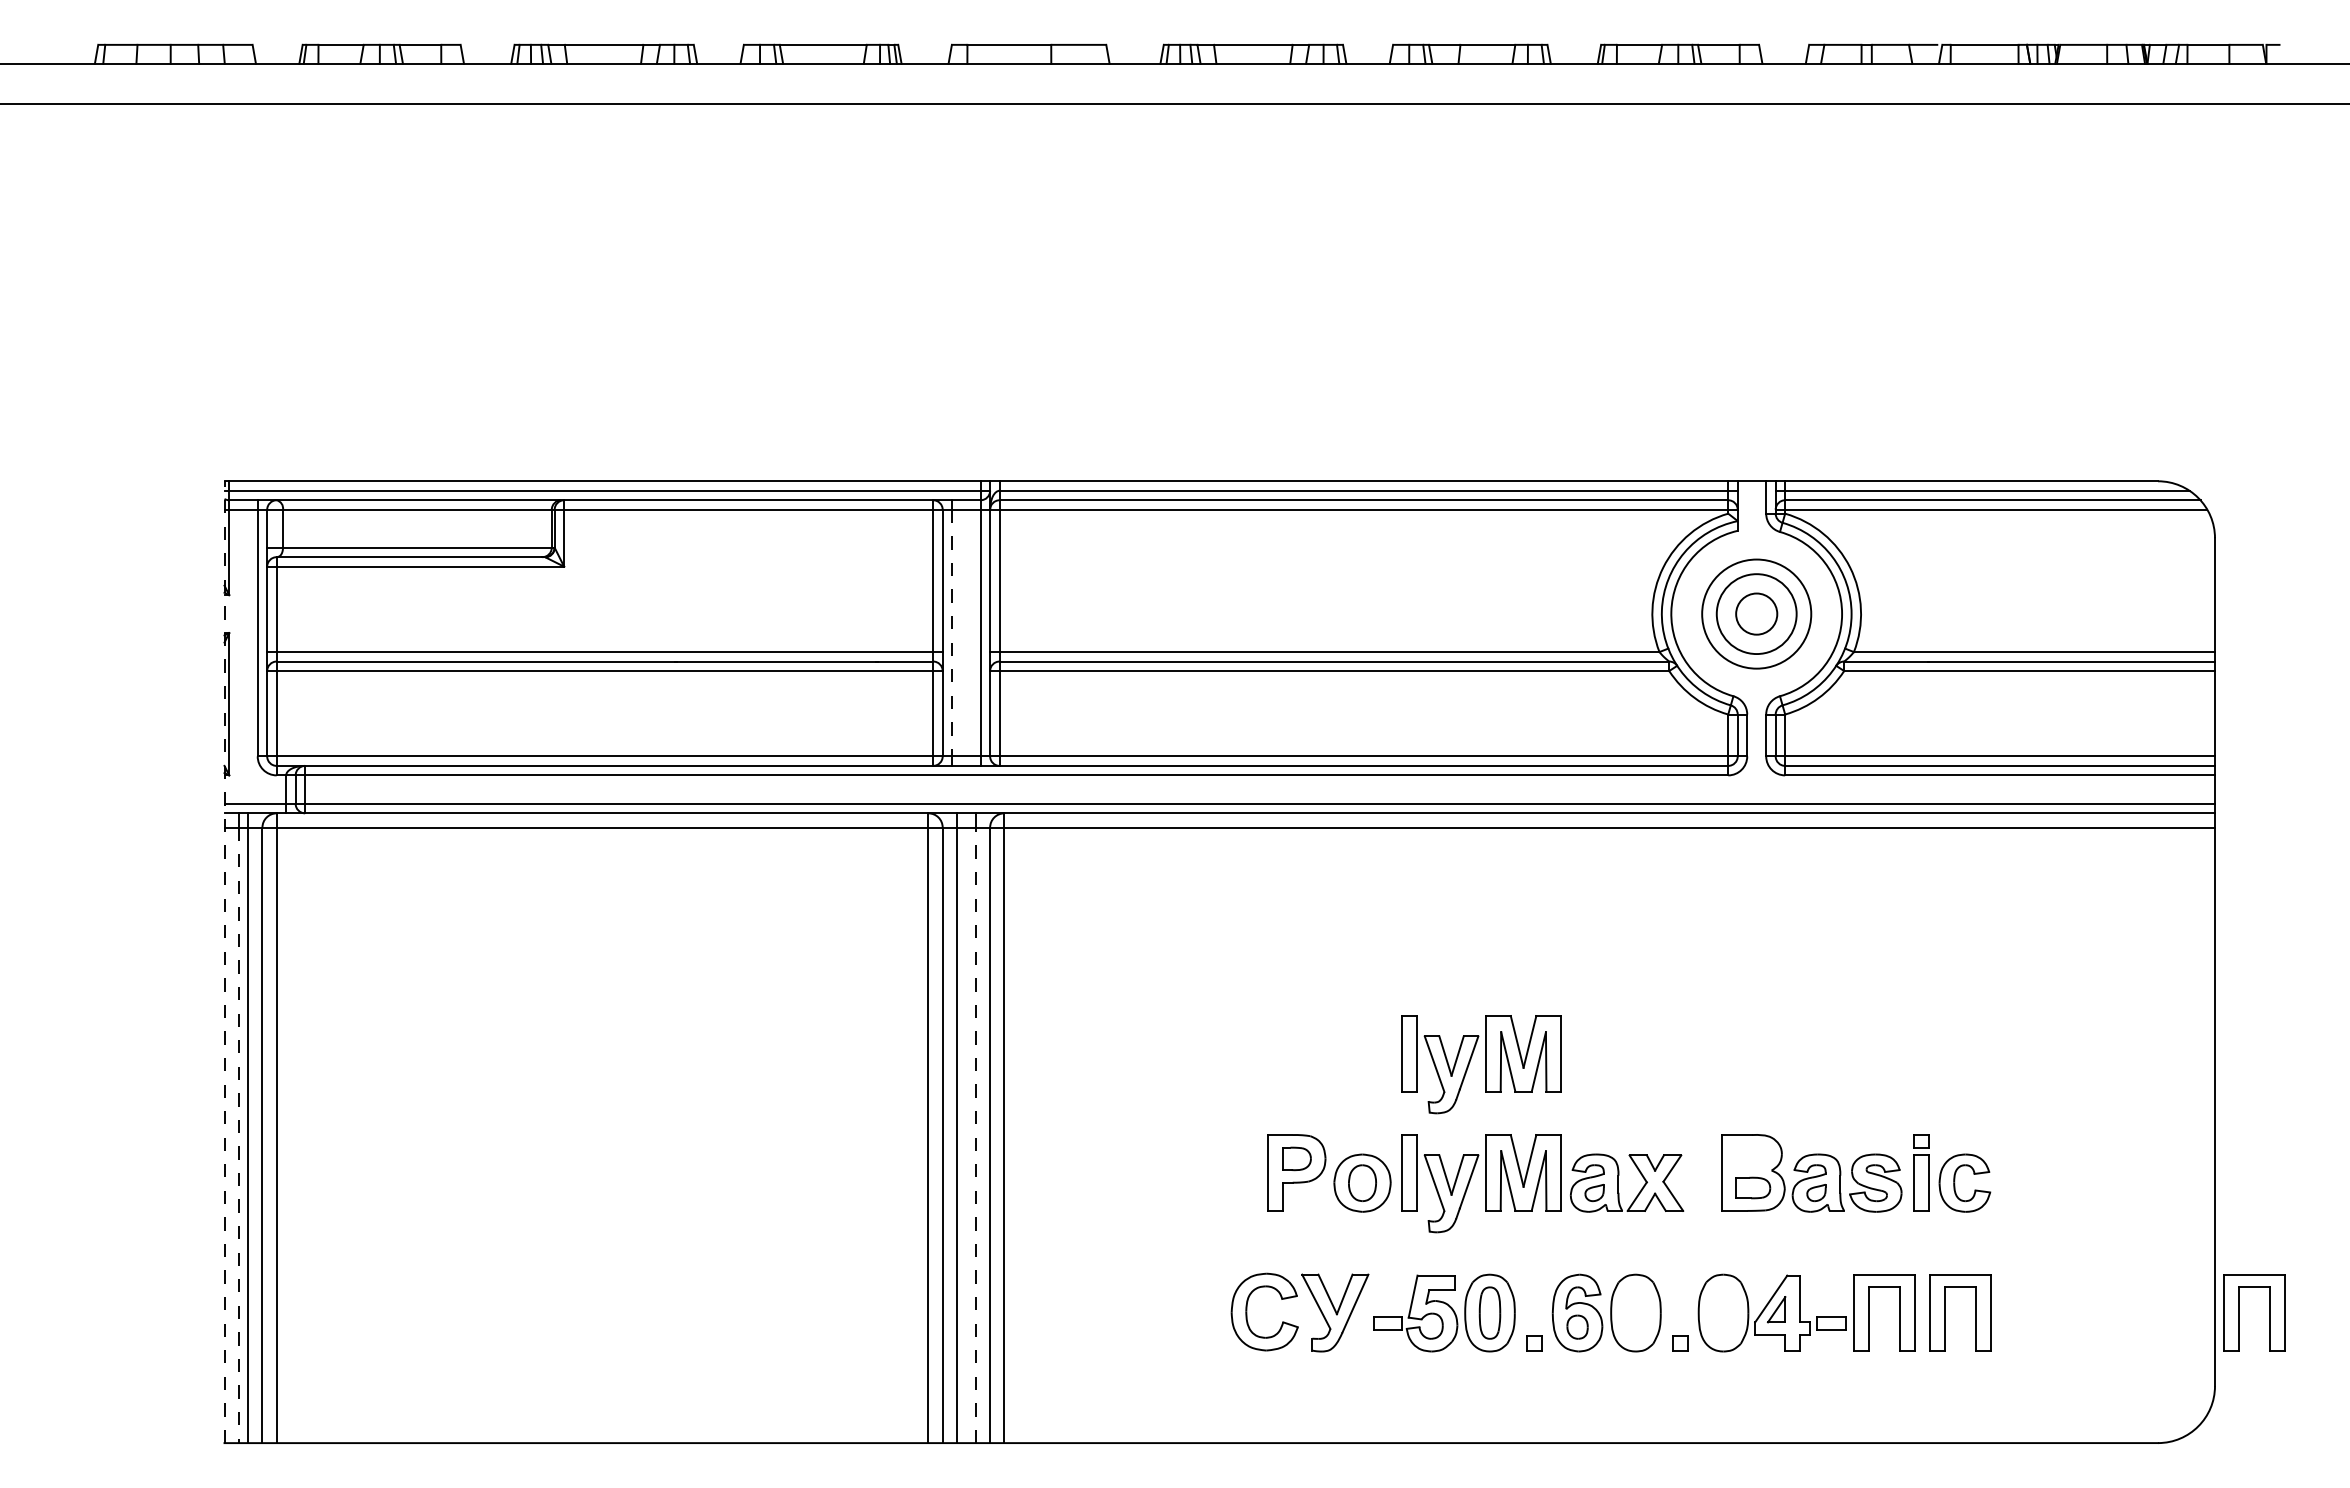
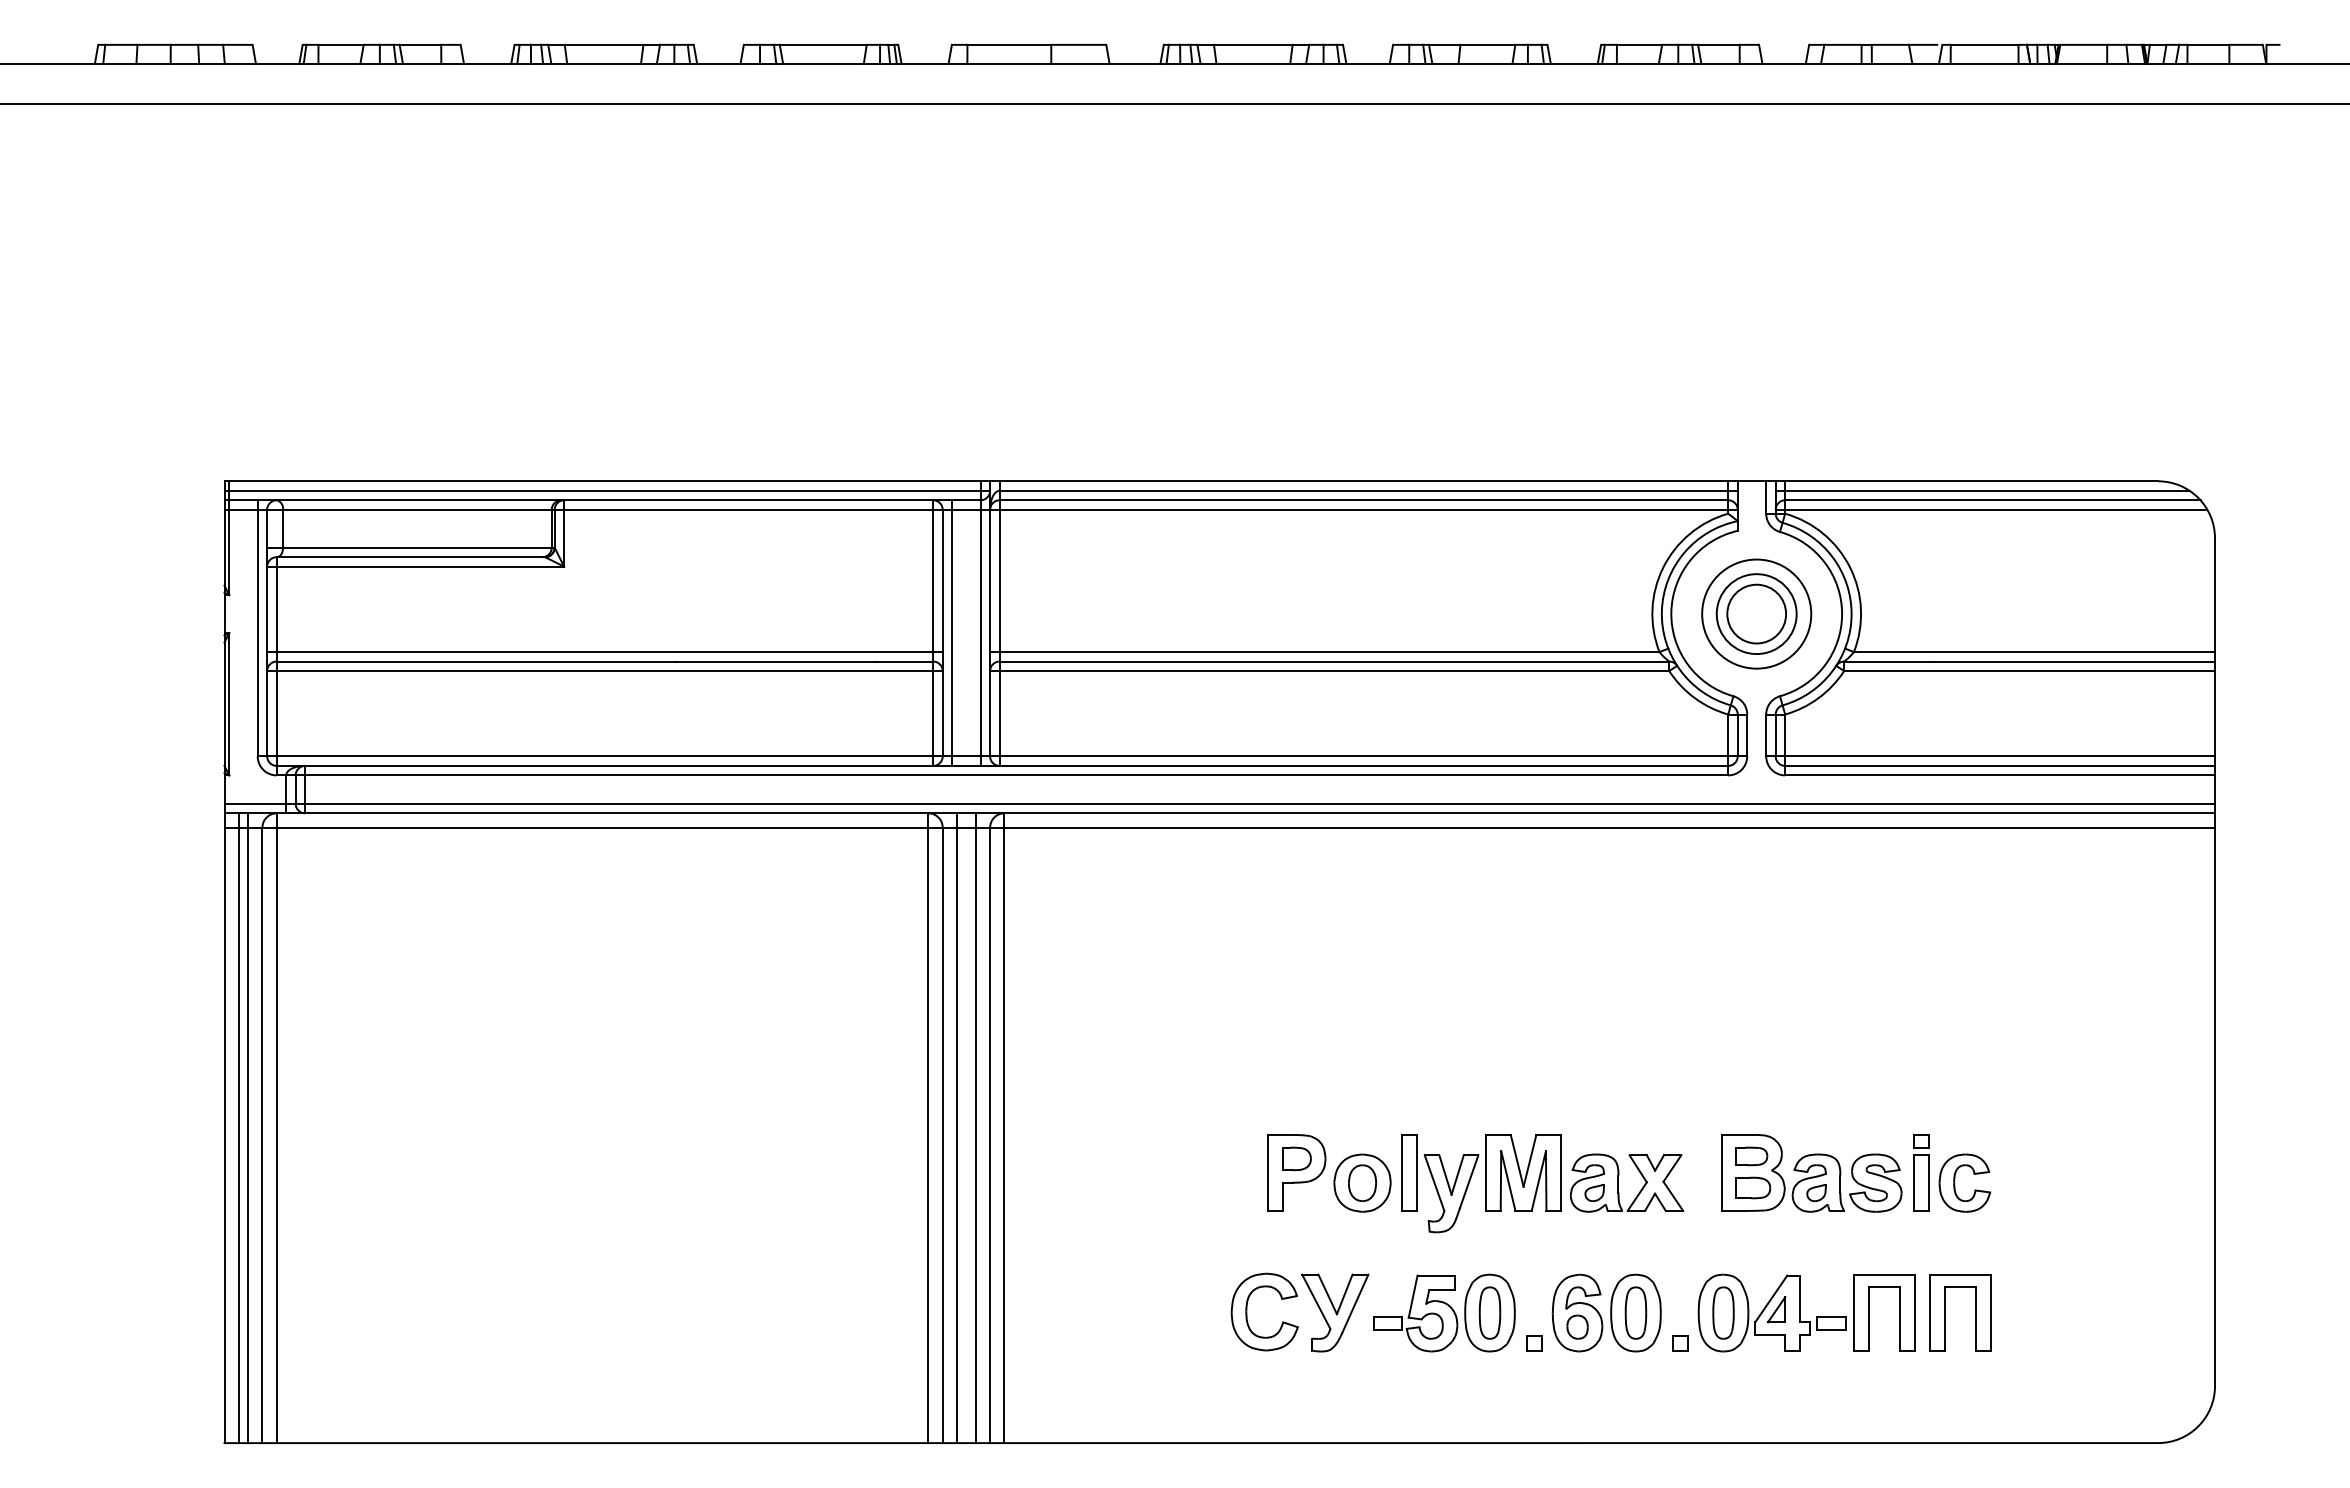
circle diameter: 41 px -> 59 px (1756, 613)
line: dashed -> solid (952, 633)
line: dashed -> solid (224, 962)
part: present -> none (1481, 1064)
line: dashed -> solid (238, 1135)
line: dashed -> solid (975, 1135)
part: none -> present (1751, 1156)
part: none -> present (1635, 1312)
part: none -> present (1723, 1312)
part: present -> none (2239, 1312)
